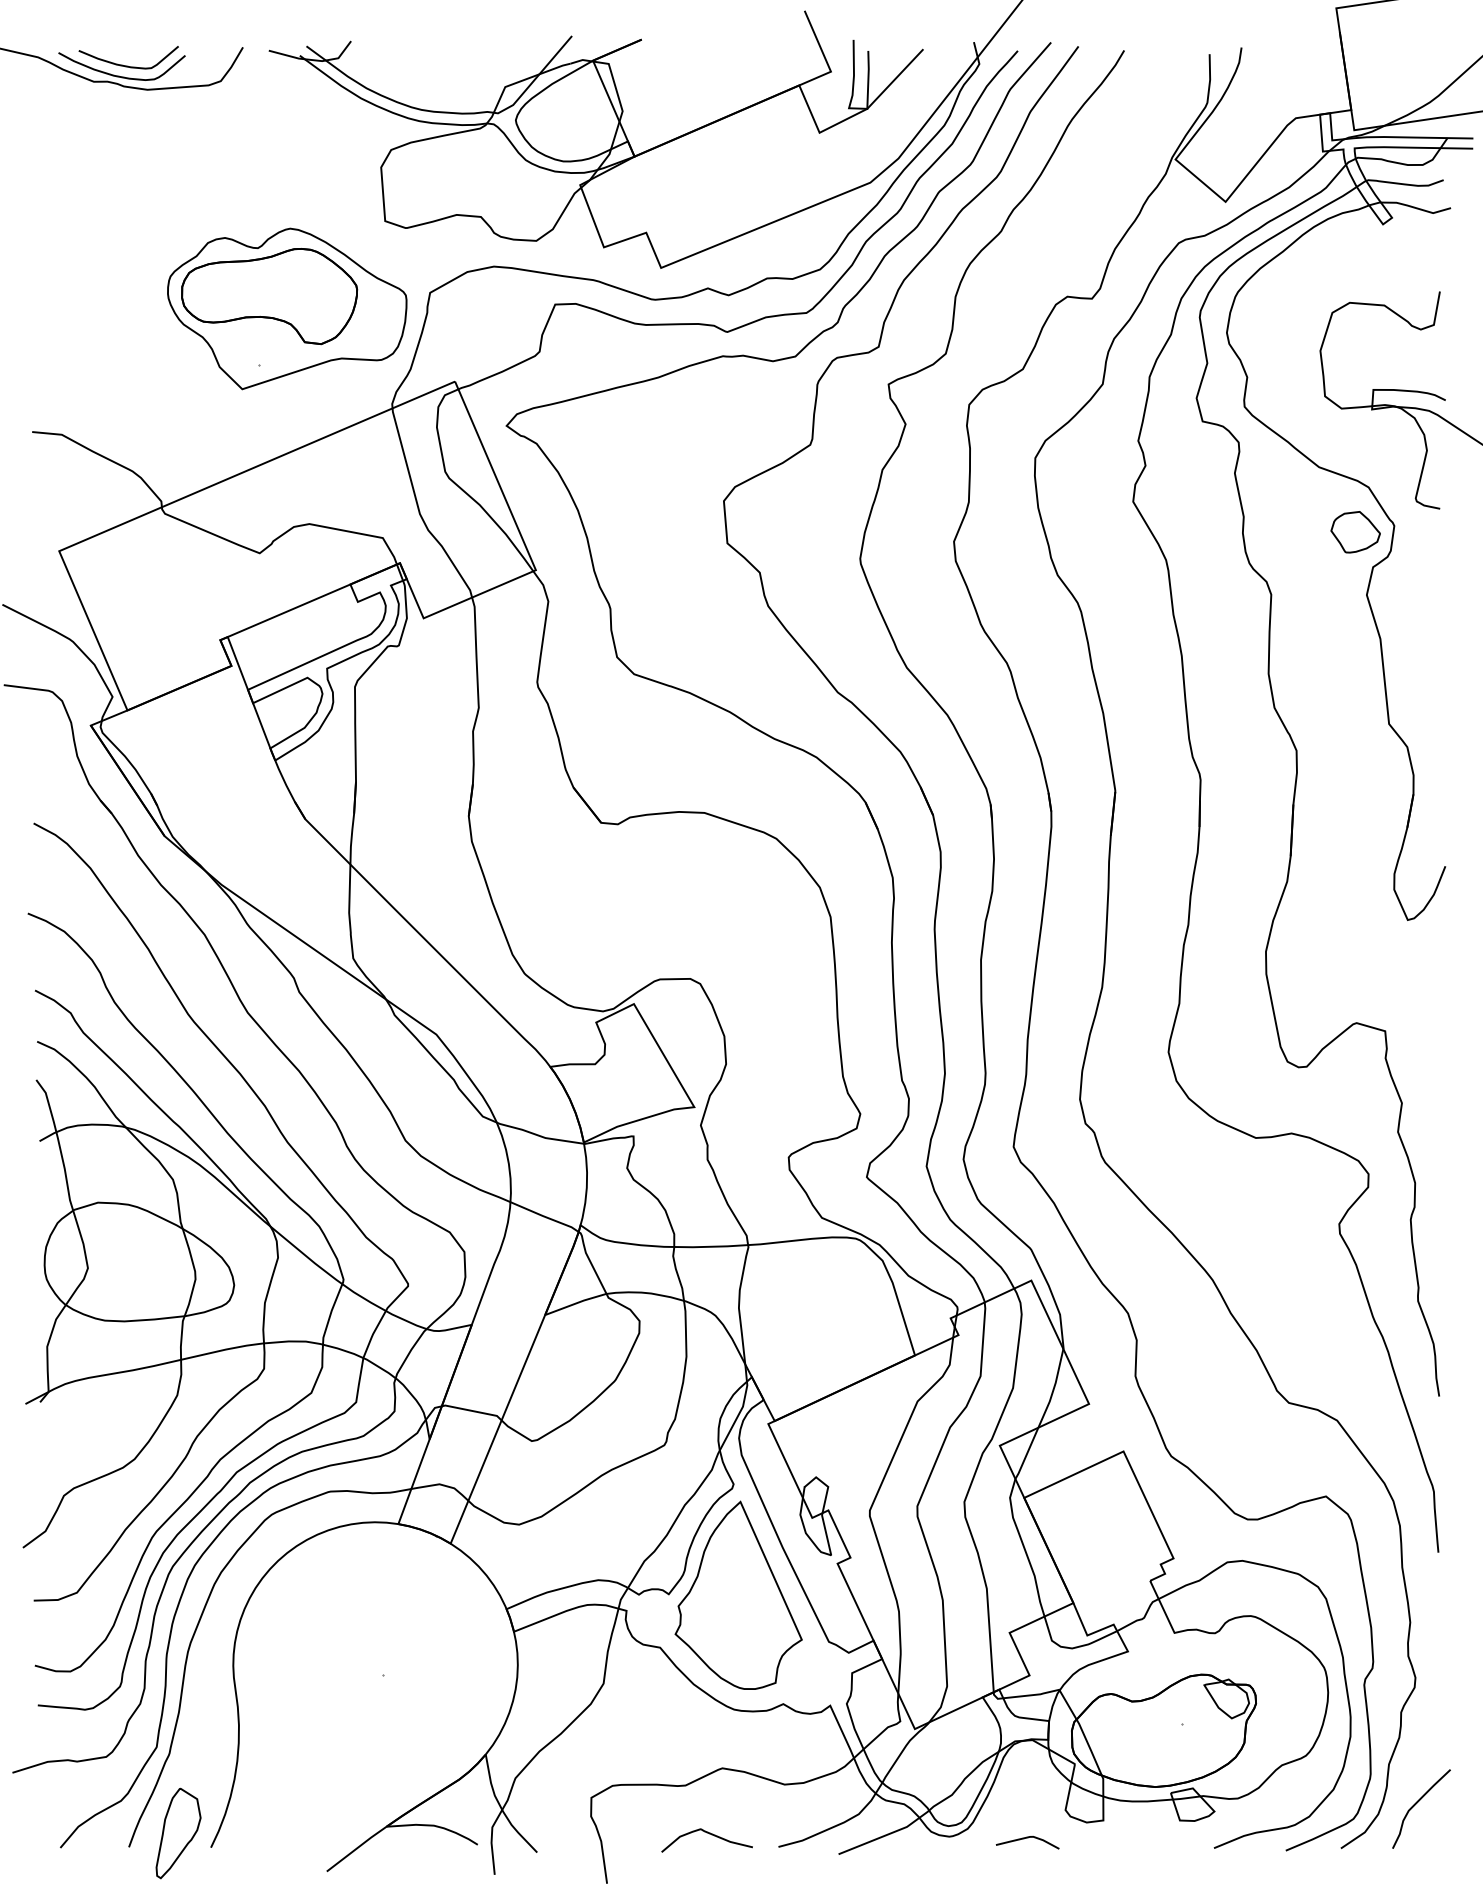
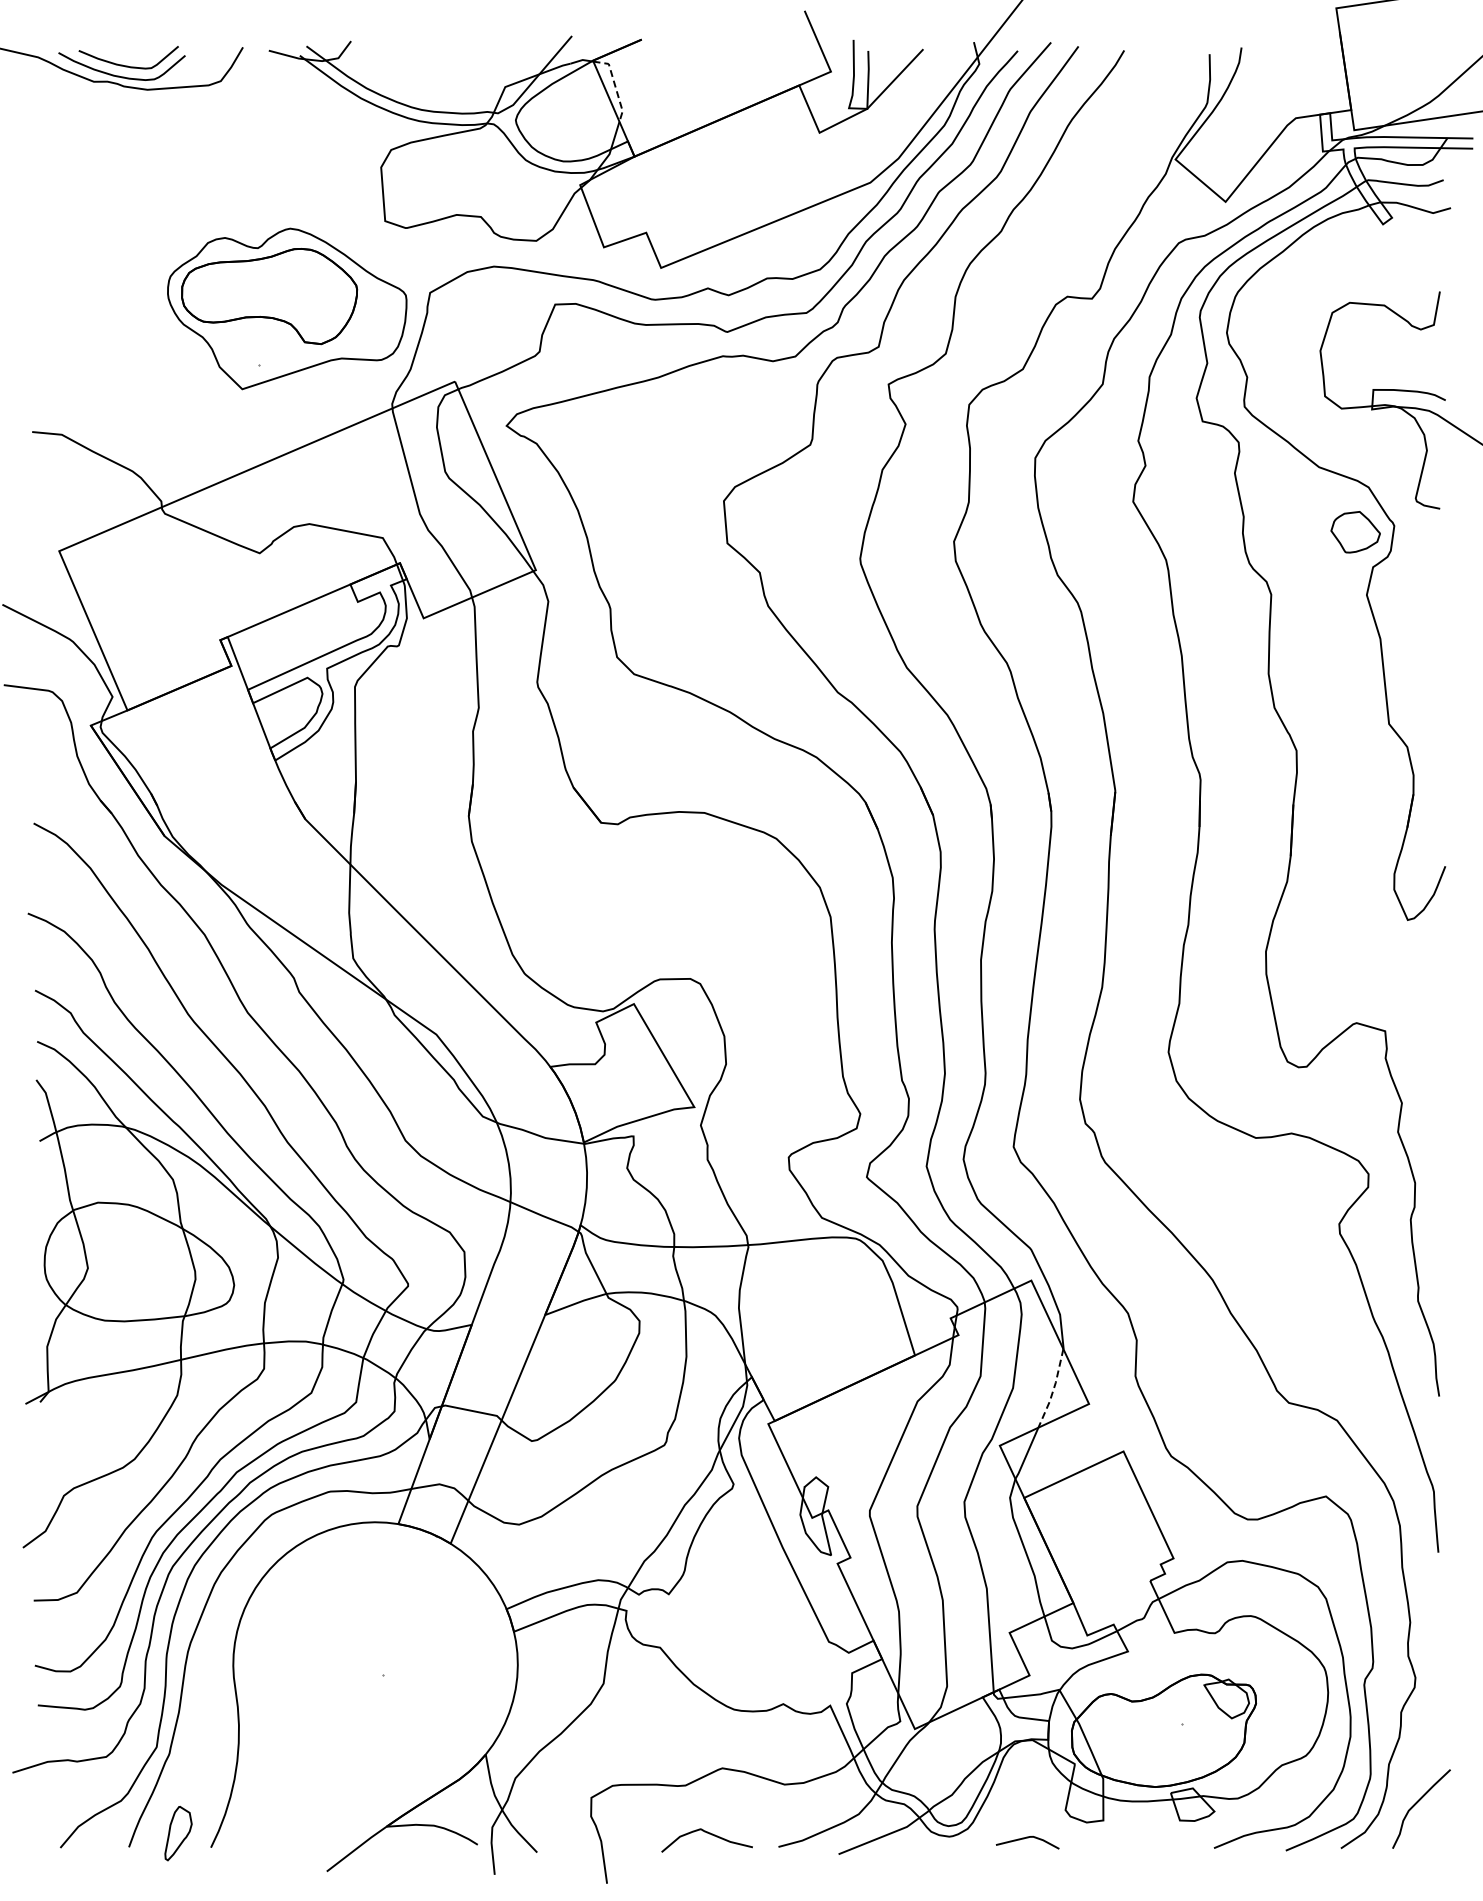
line: solid -> dashed (615, 85)
line: solid -> dashed (1053, 1389)
part: present -> none (738, 1594)
part size: 47x93 px -> 29x56 px (178, 1833)
